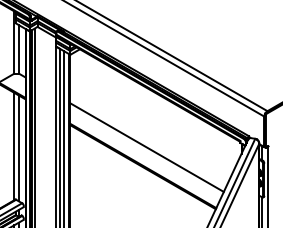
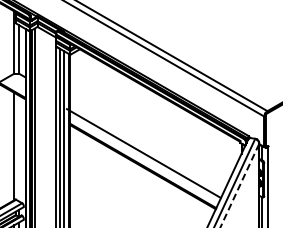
line position: (146, 147) -> (143, 153) (143, 153)
line: present -> none (18, 148)
line: solid -> dashed (239, 186)
